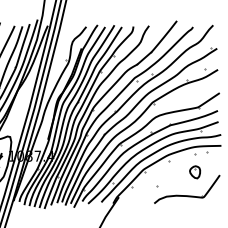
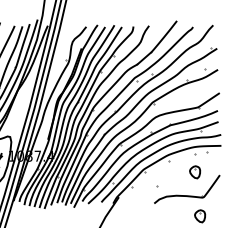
part: none -> present (200, 216)
